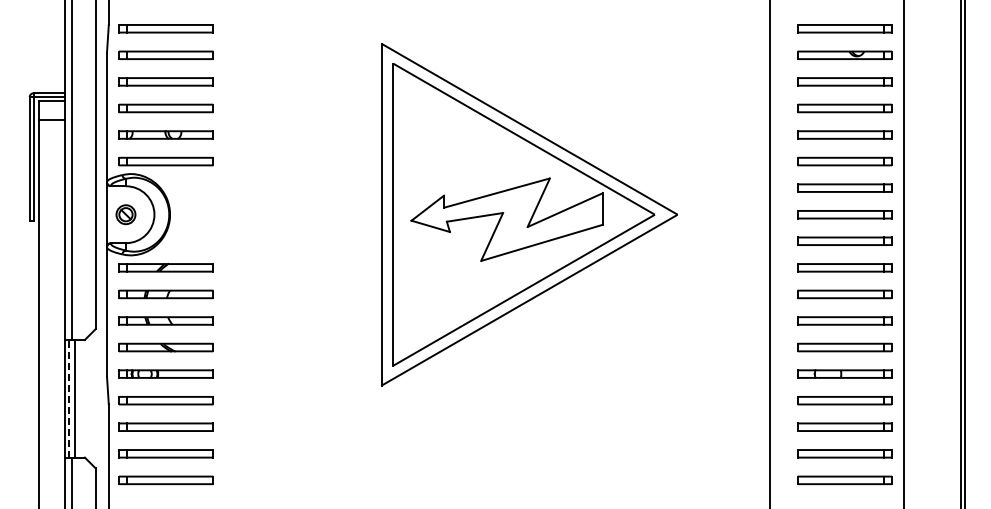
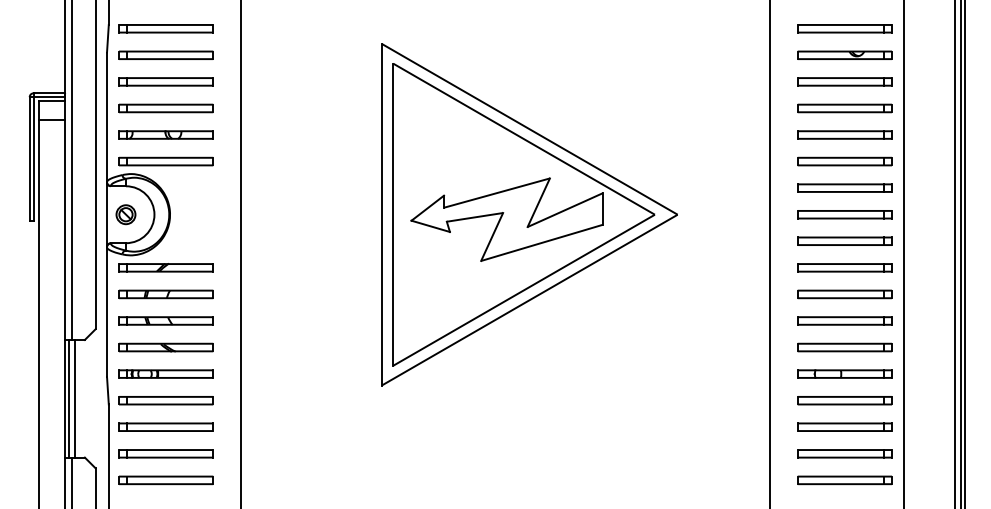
line: none -> present (241, 253)
line: none -> present (955, 253)
line: dashed -> solid (69, 398)
